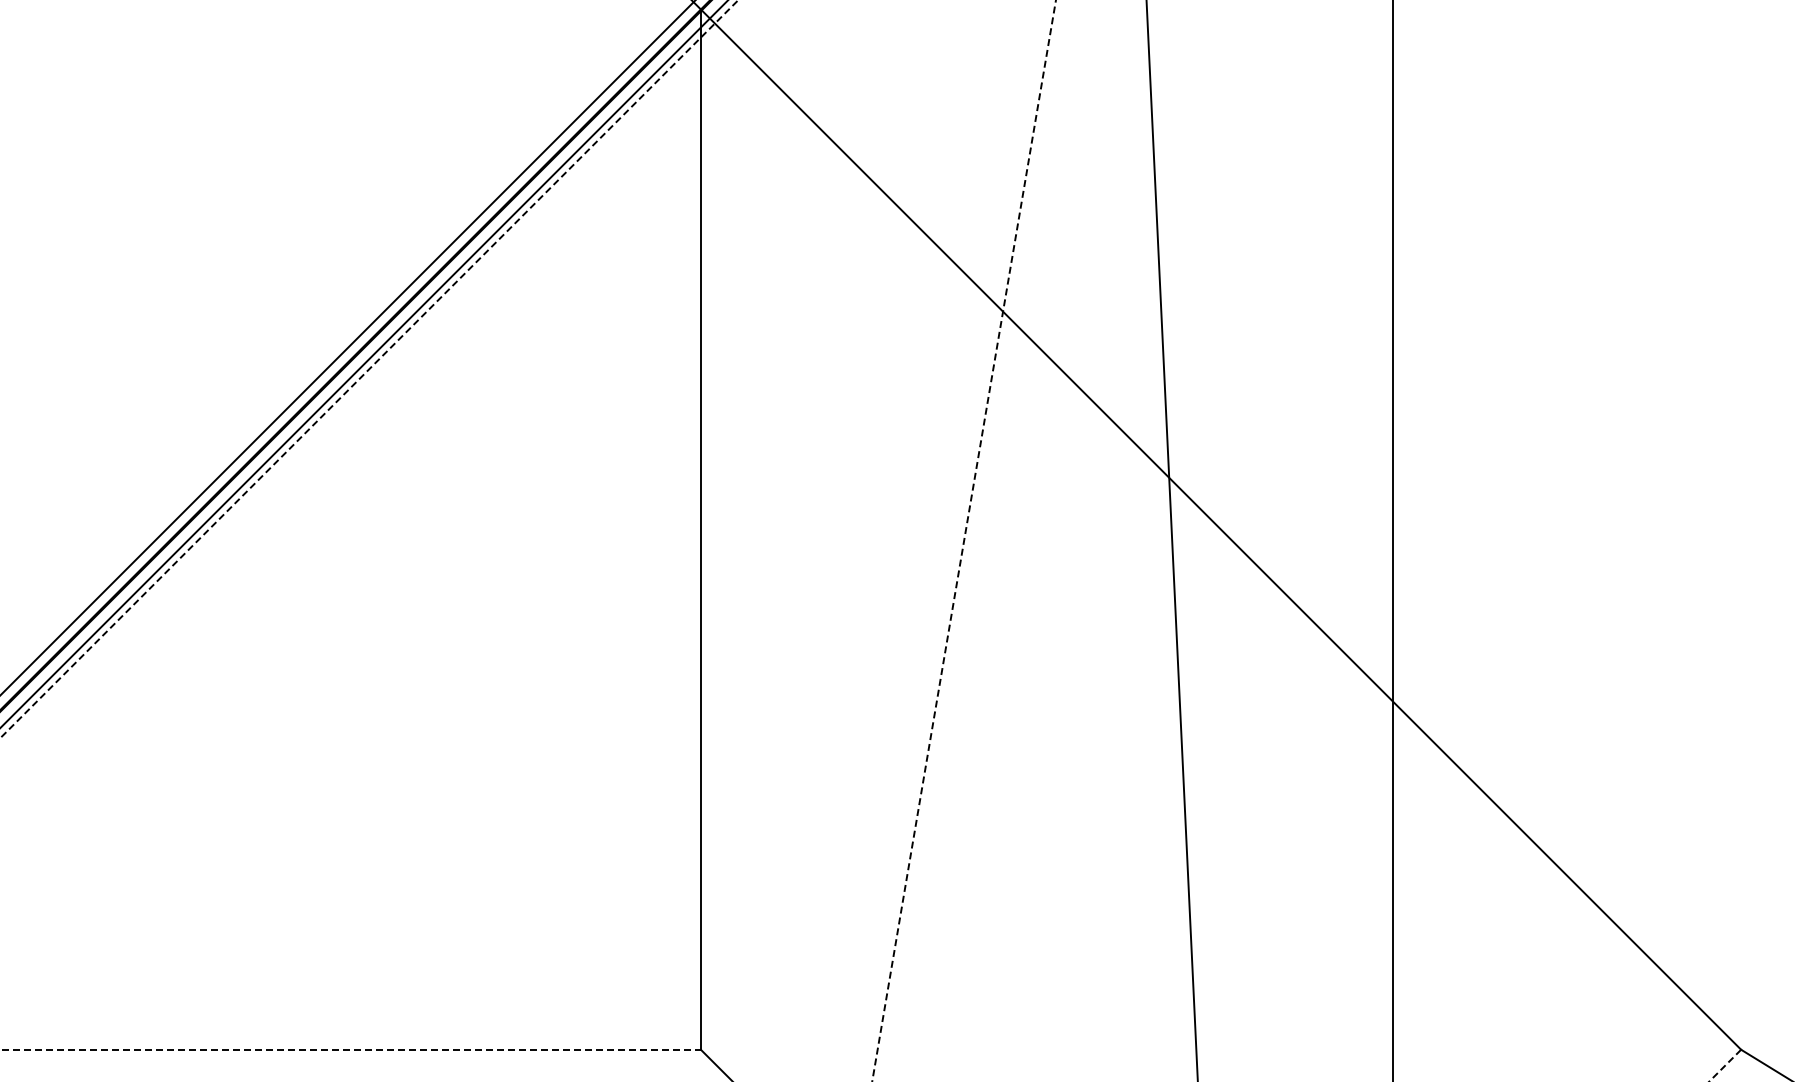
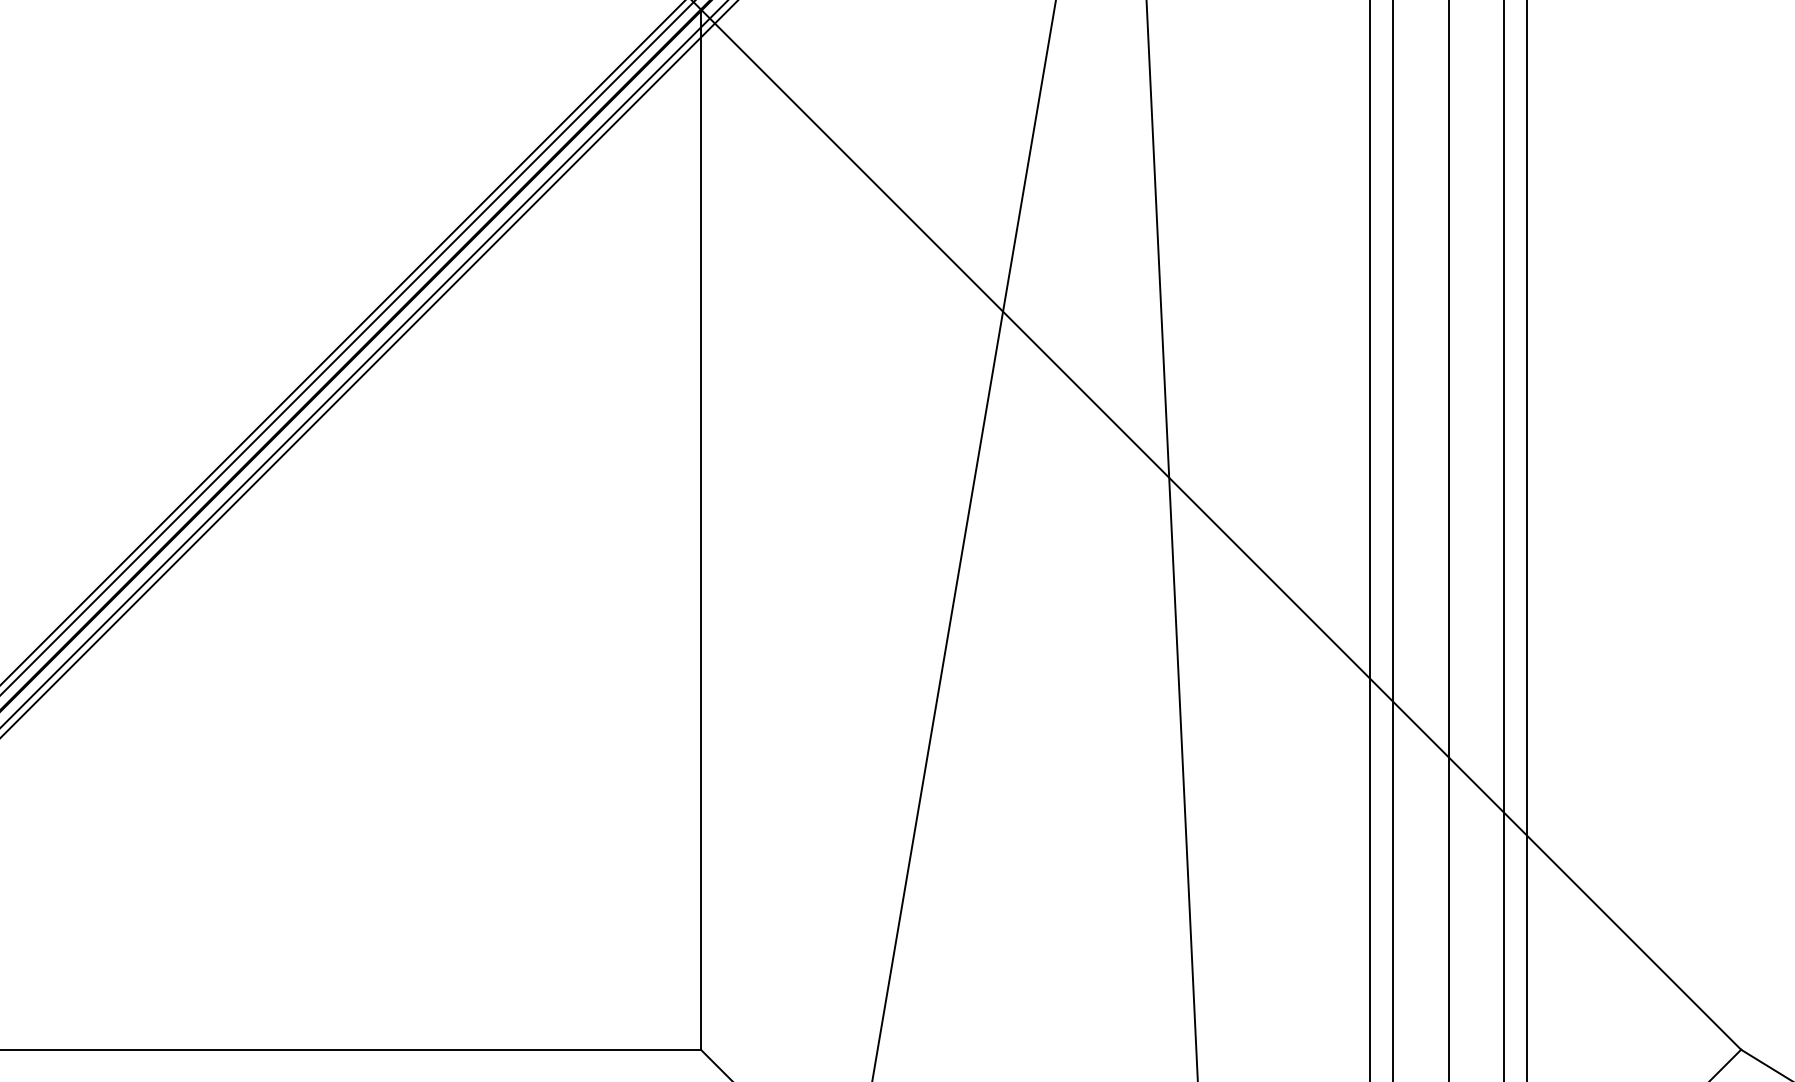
line: none -> present (342, 342)
line: dashed -> solid (369, 369)
line: none -> present (1370, 540)
line: none -> present (1448, 540)
line: none -> present (1504, 540)
line: none -> present (1527, 540)
line: dashed -> solid (963, 541)
line: dashed -> solid (351, 1049)
line: dashed -> solid (1724, 1066)
